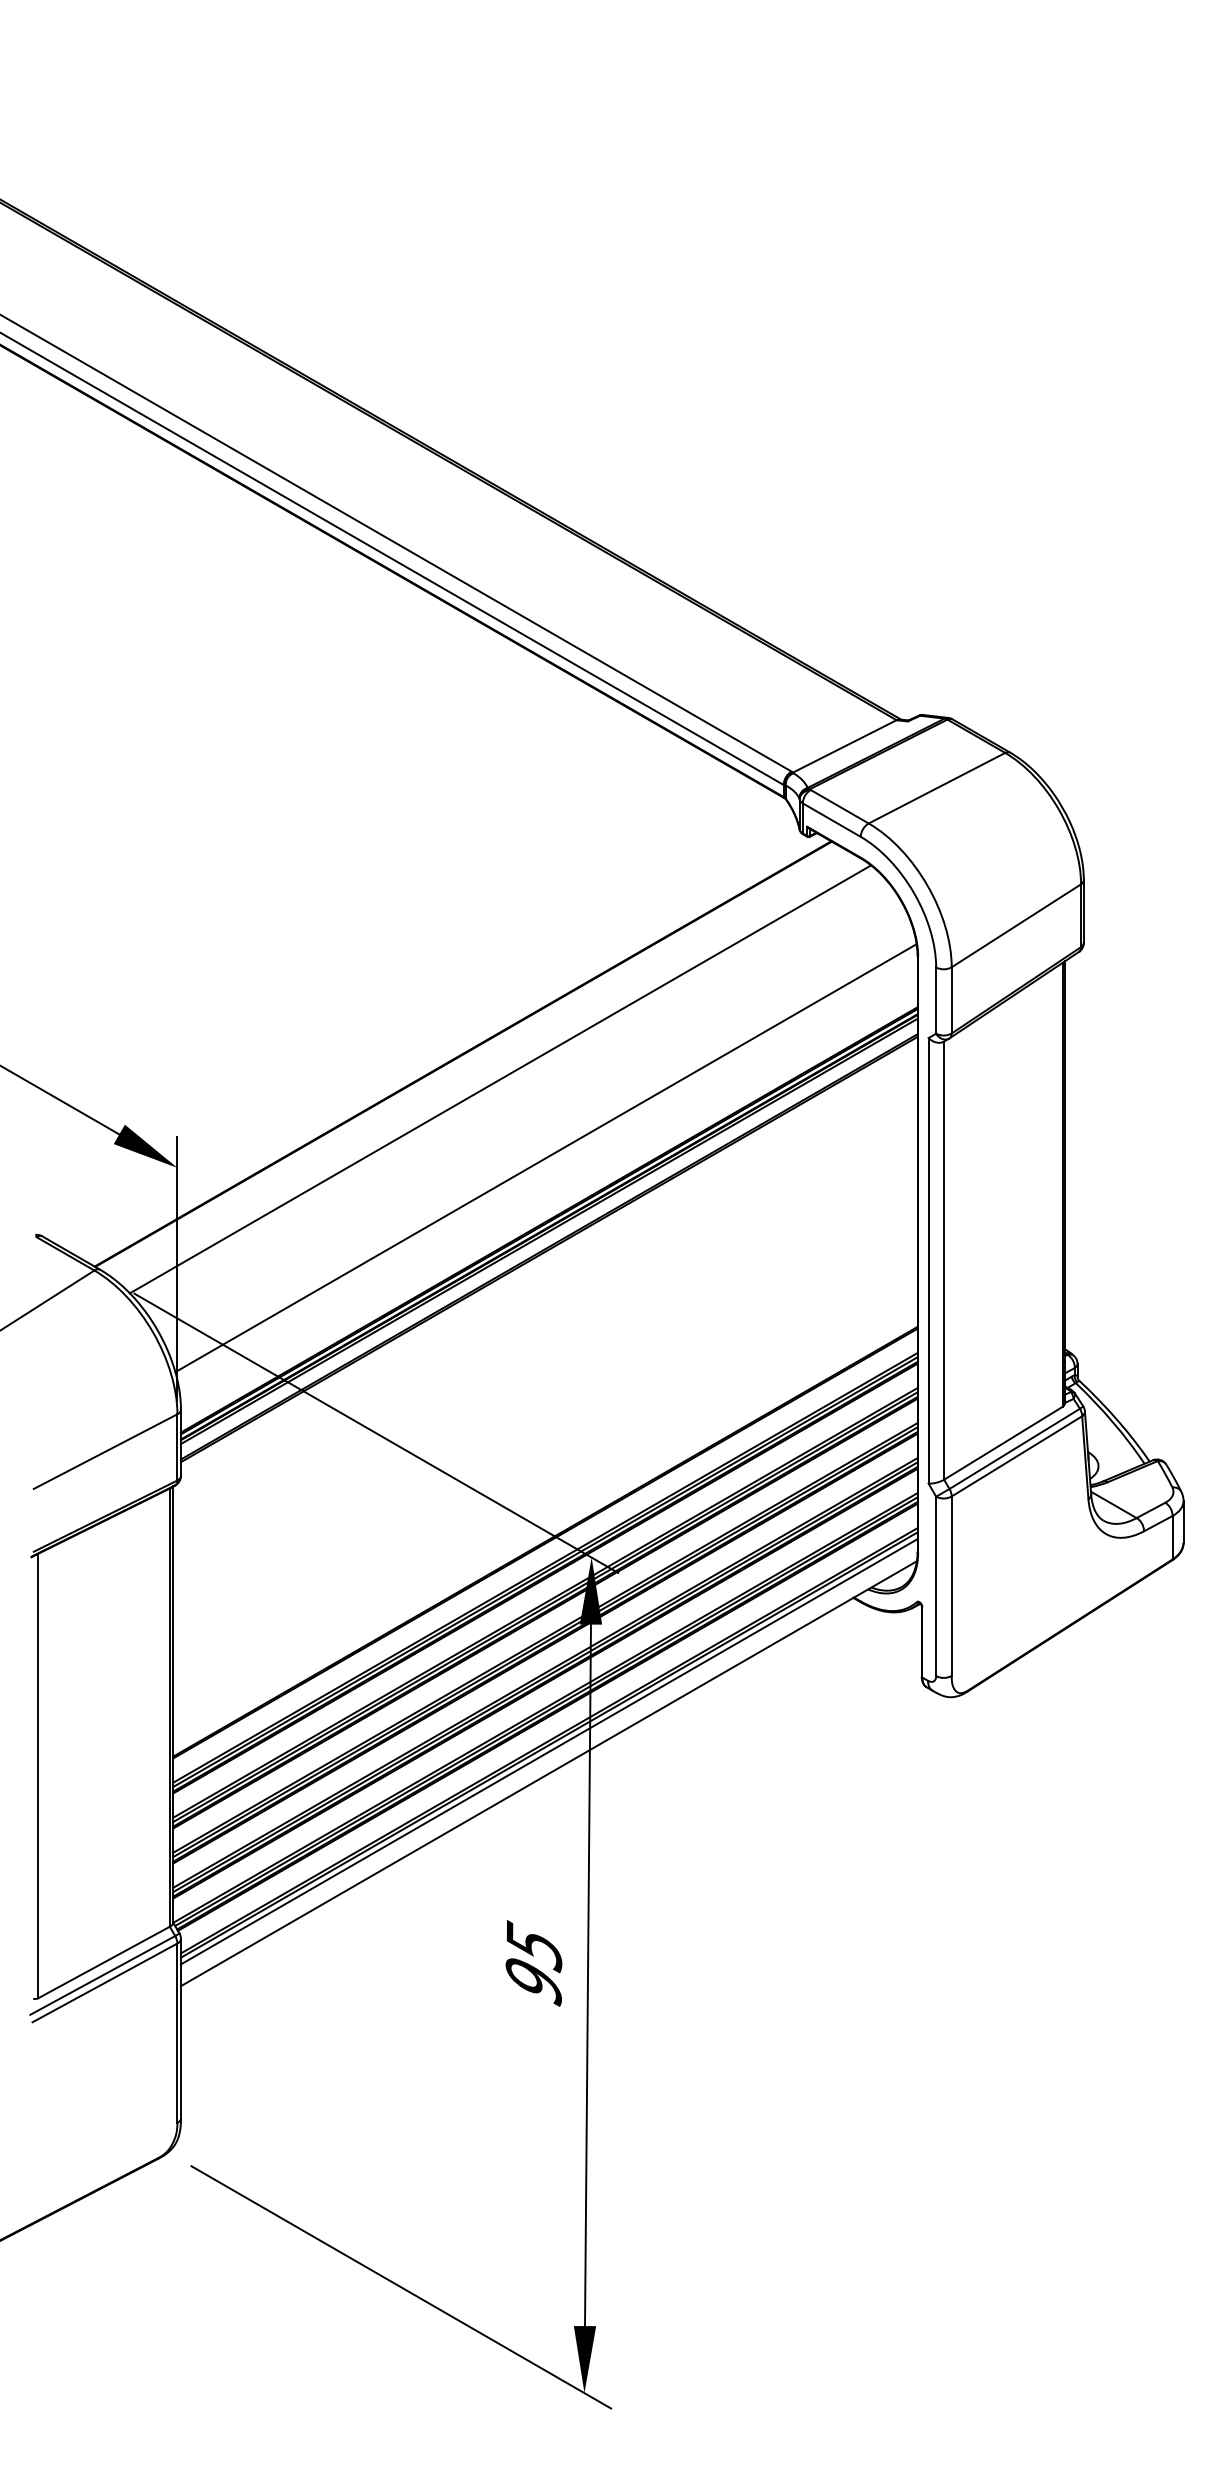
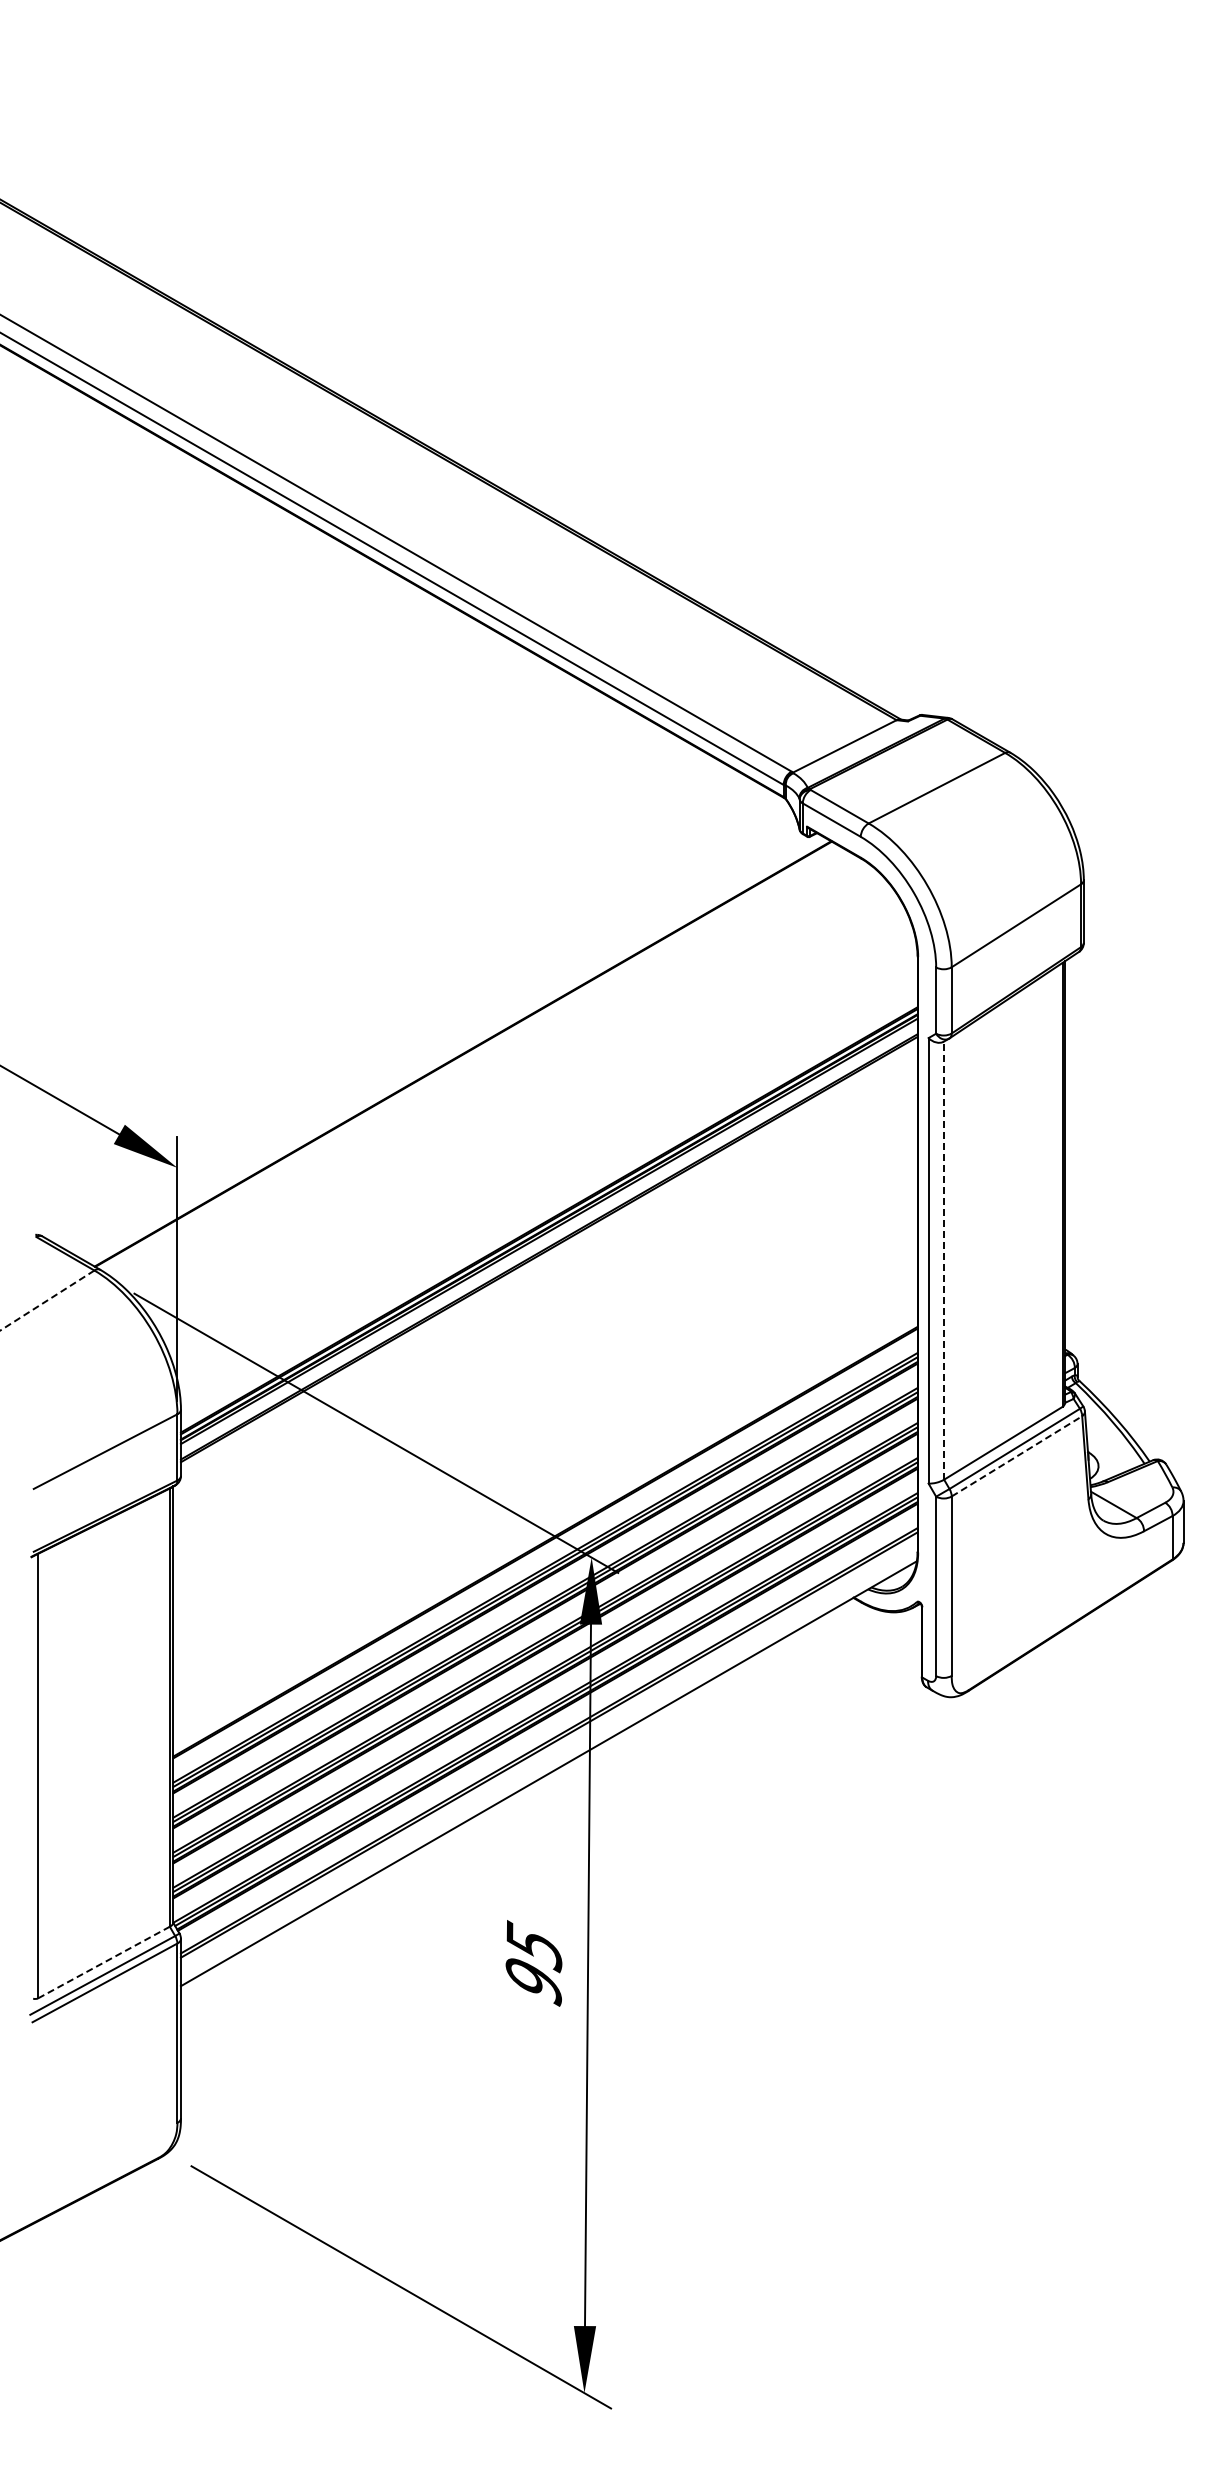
line: present -> none (500, 1079)
line: present -> none (545, 1158)
line: solid -> dashed (944, 1260)
line: solid -> dashed (47, 1300)
line: solid -> dashed (1016, 1456)
line: present -> none (548, 1751)
line: solid -> dashed (104, 1962)
